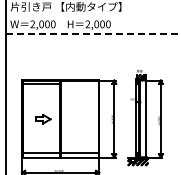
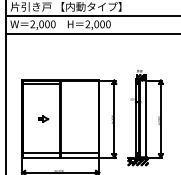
line: none -> present (91, 16)
line: dashed -> solid (93, 33)
part size: 17x11 px -> 12x8 px (43, 118)
